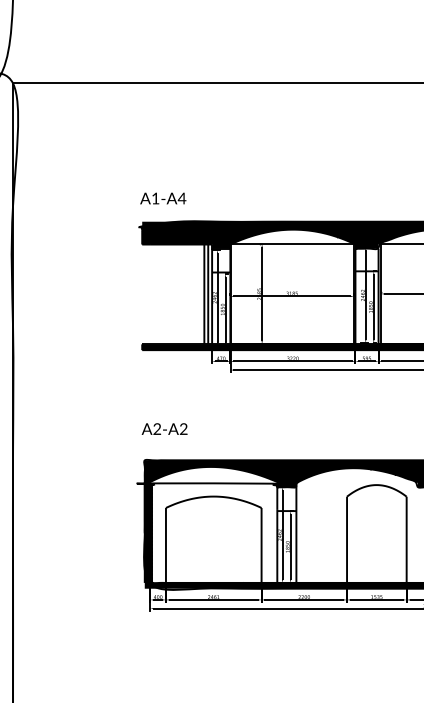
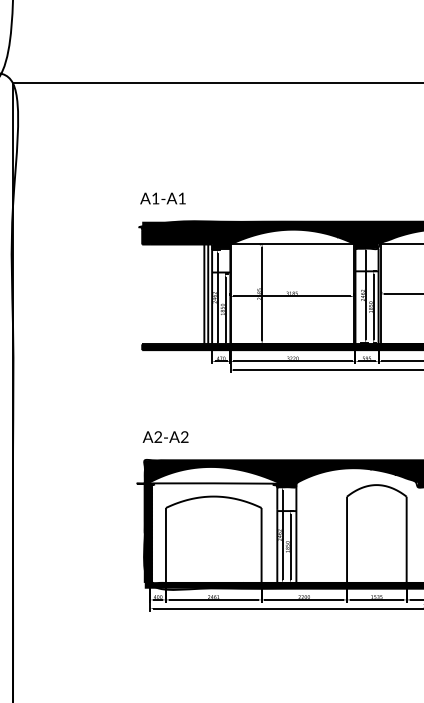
text: A1-A4 -> A1-A1 (181, 198)
text position: (164, 428) -> (165, 436) (165, 436)
